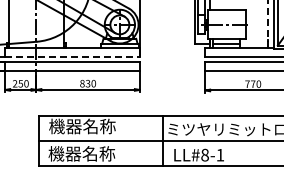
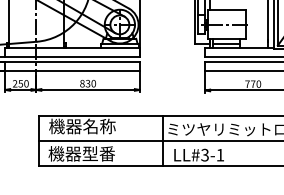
line: dashed -> solid (268, 21)
line: dashed -> solid (73, 56)
text: 機器名称 -> 機器型番 (98, 153)
text: LL#8-1 -> LL#3-1 (204, 155)
